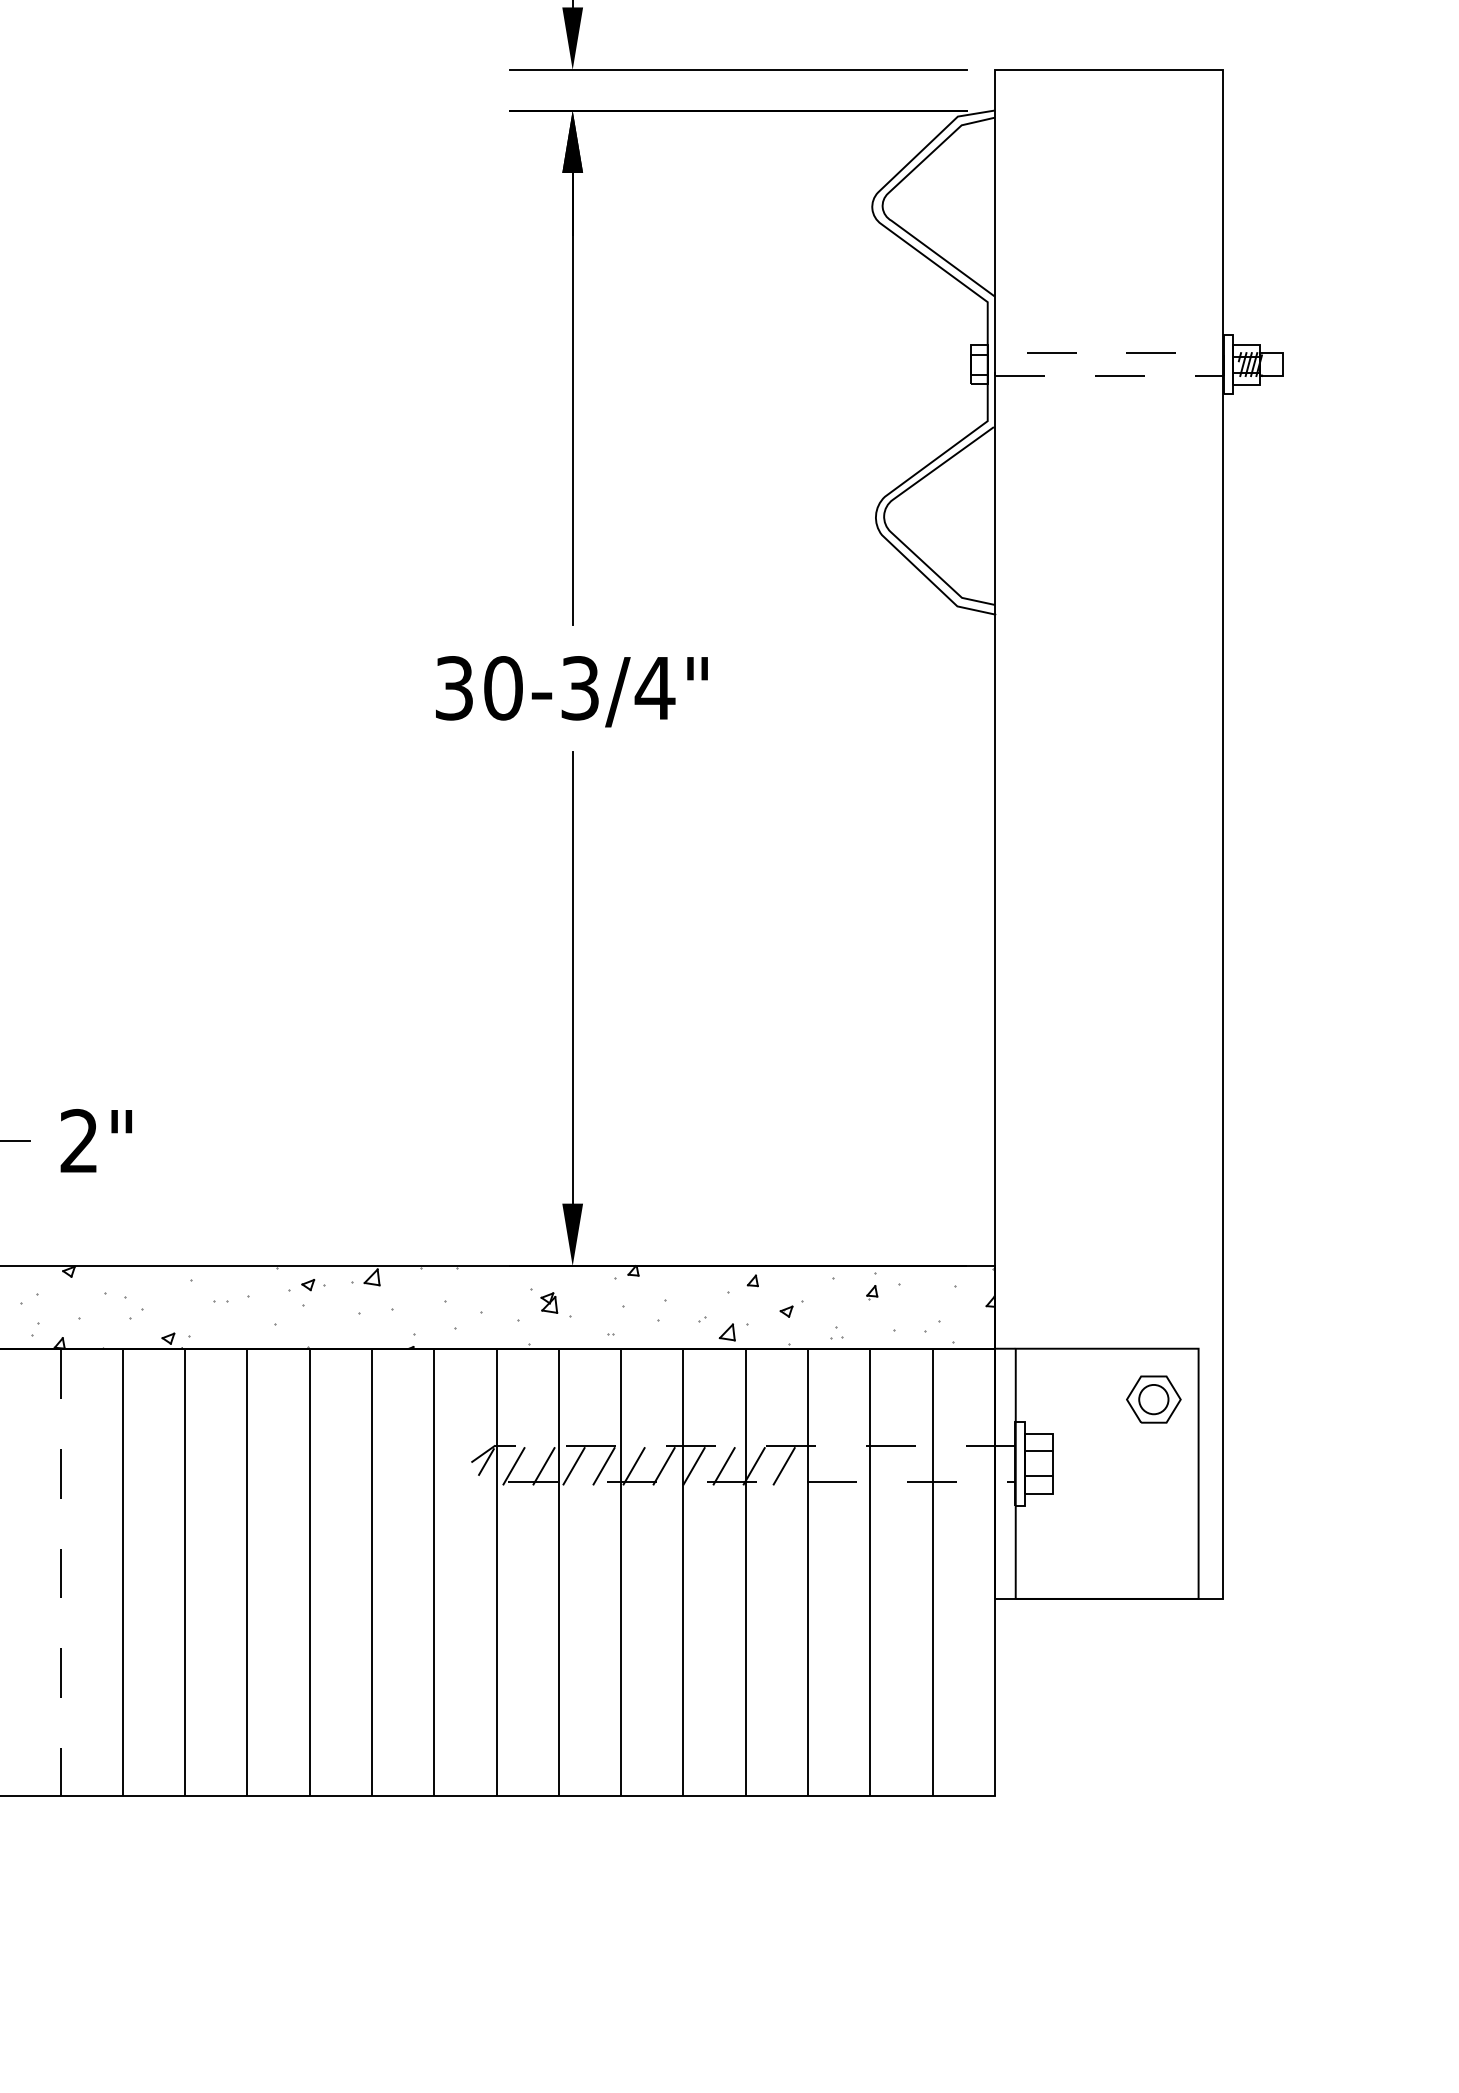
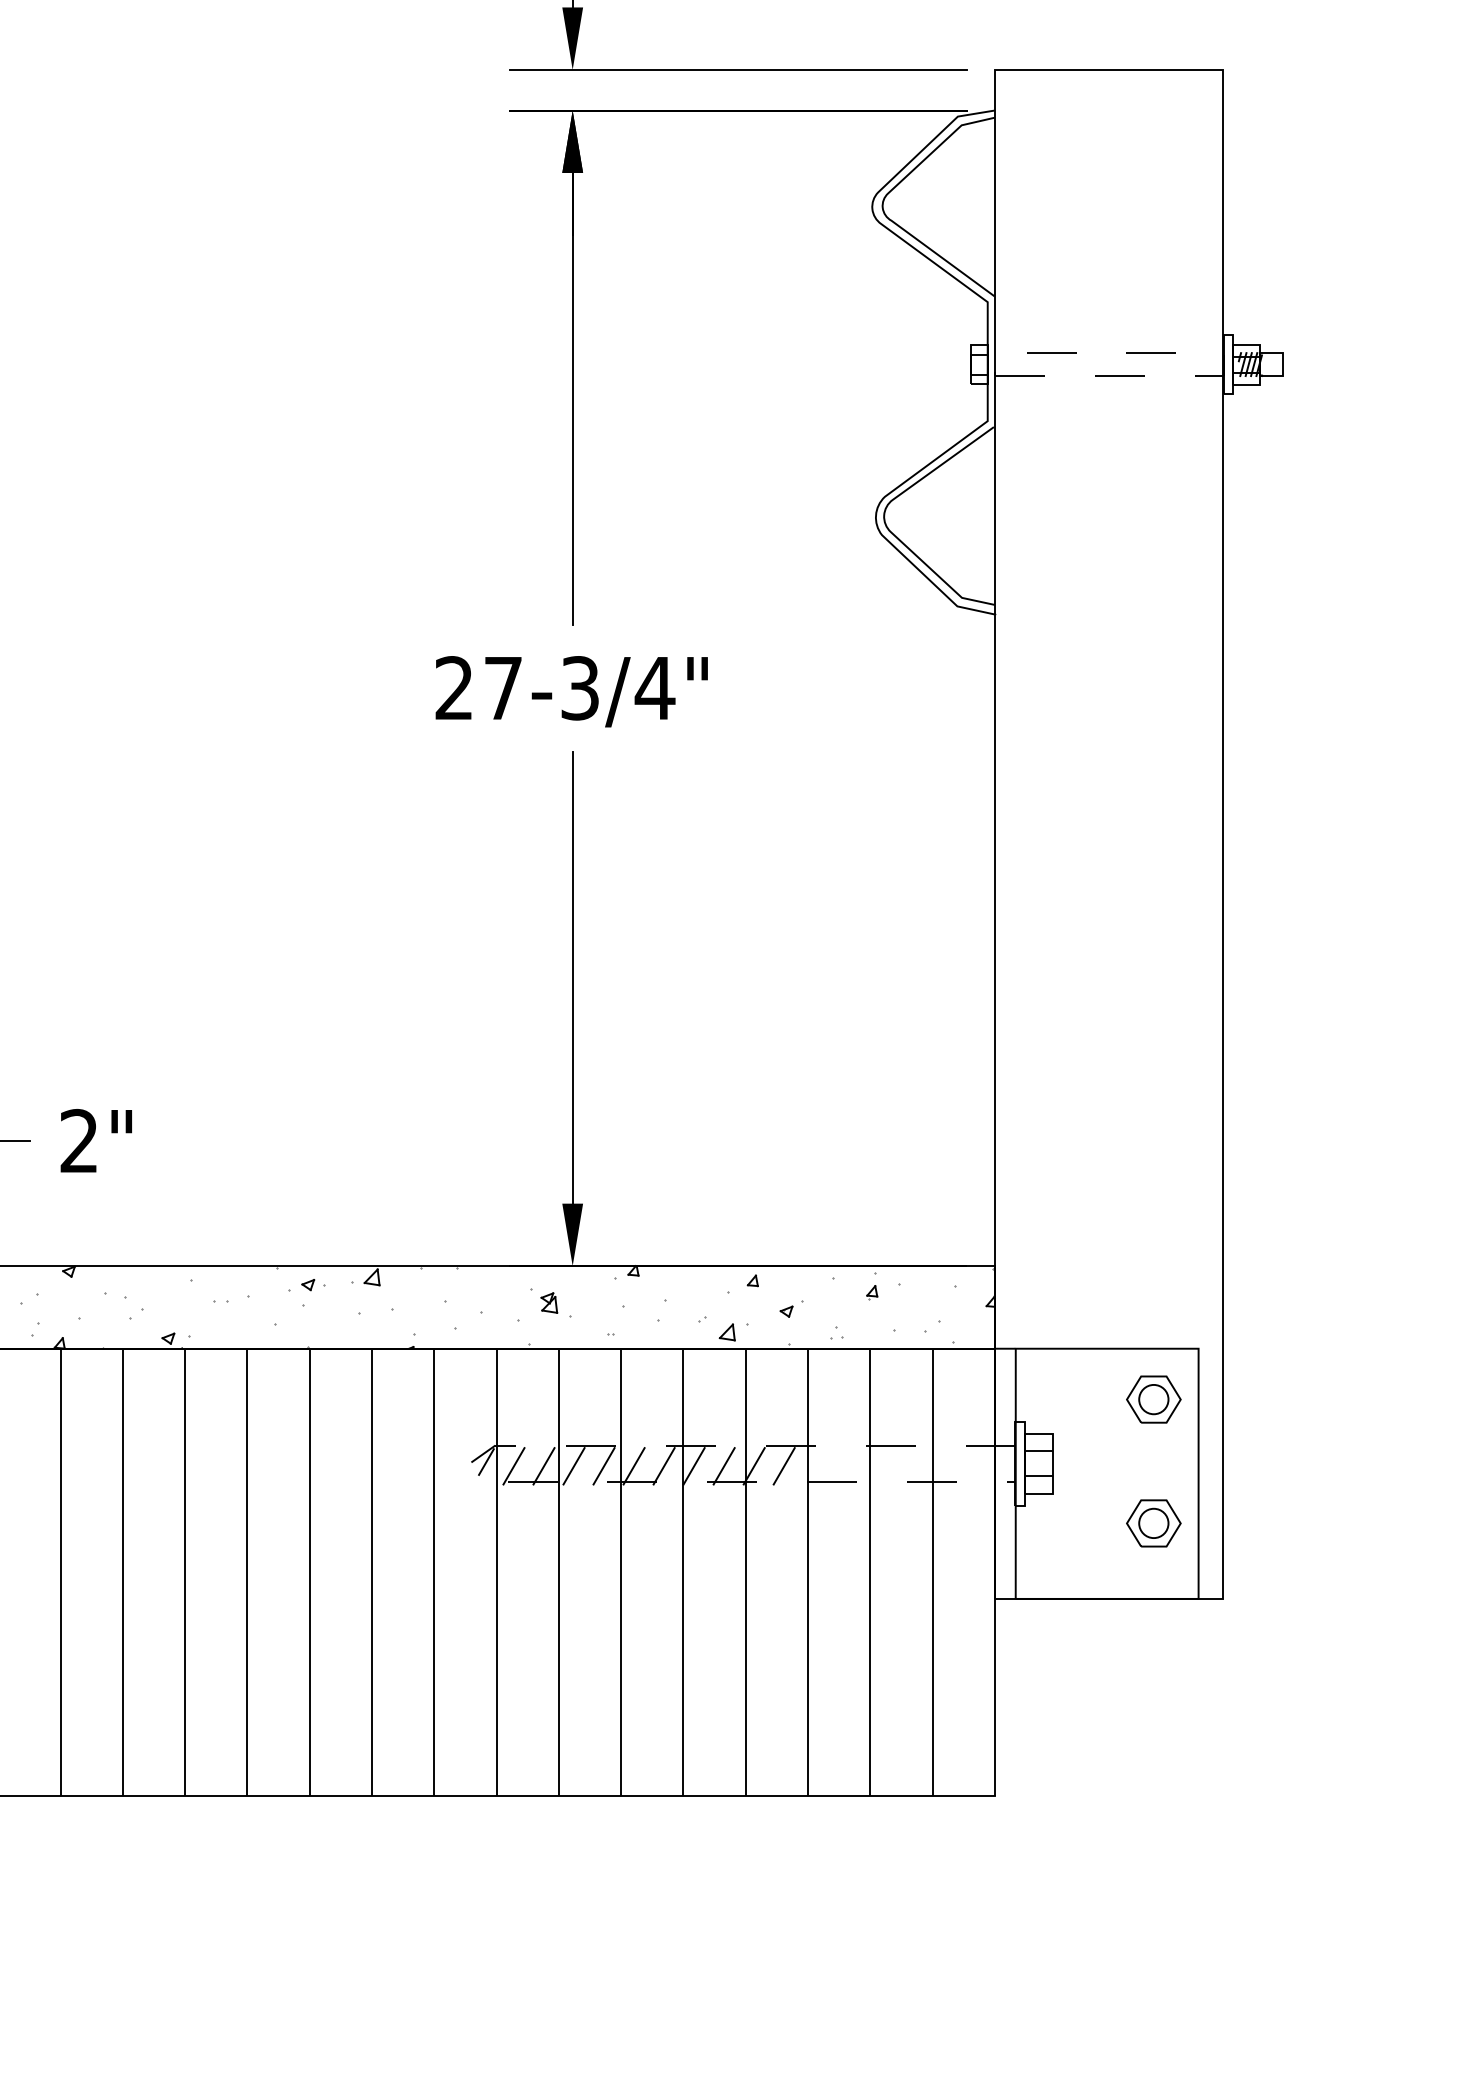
text: 30-3/4" -> 27-3/4" (478, 688)
part: none -> present (1153, 1523)
line: dashed -> solid (60, 1572)
